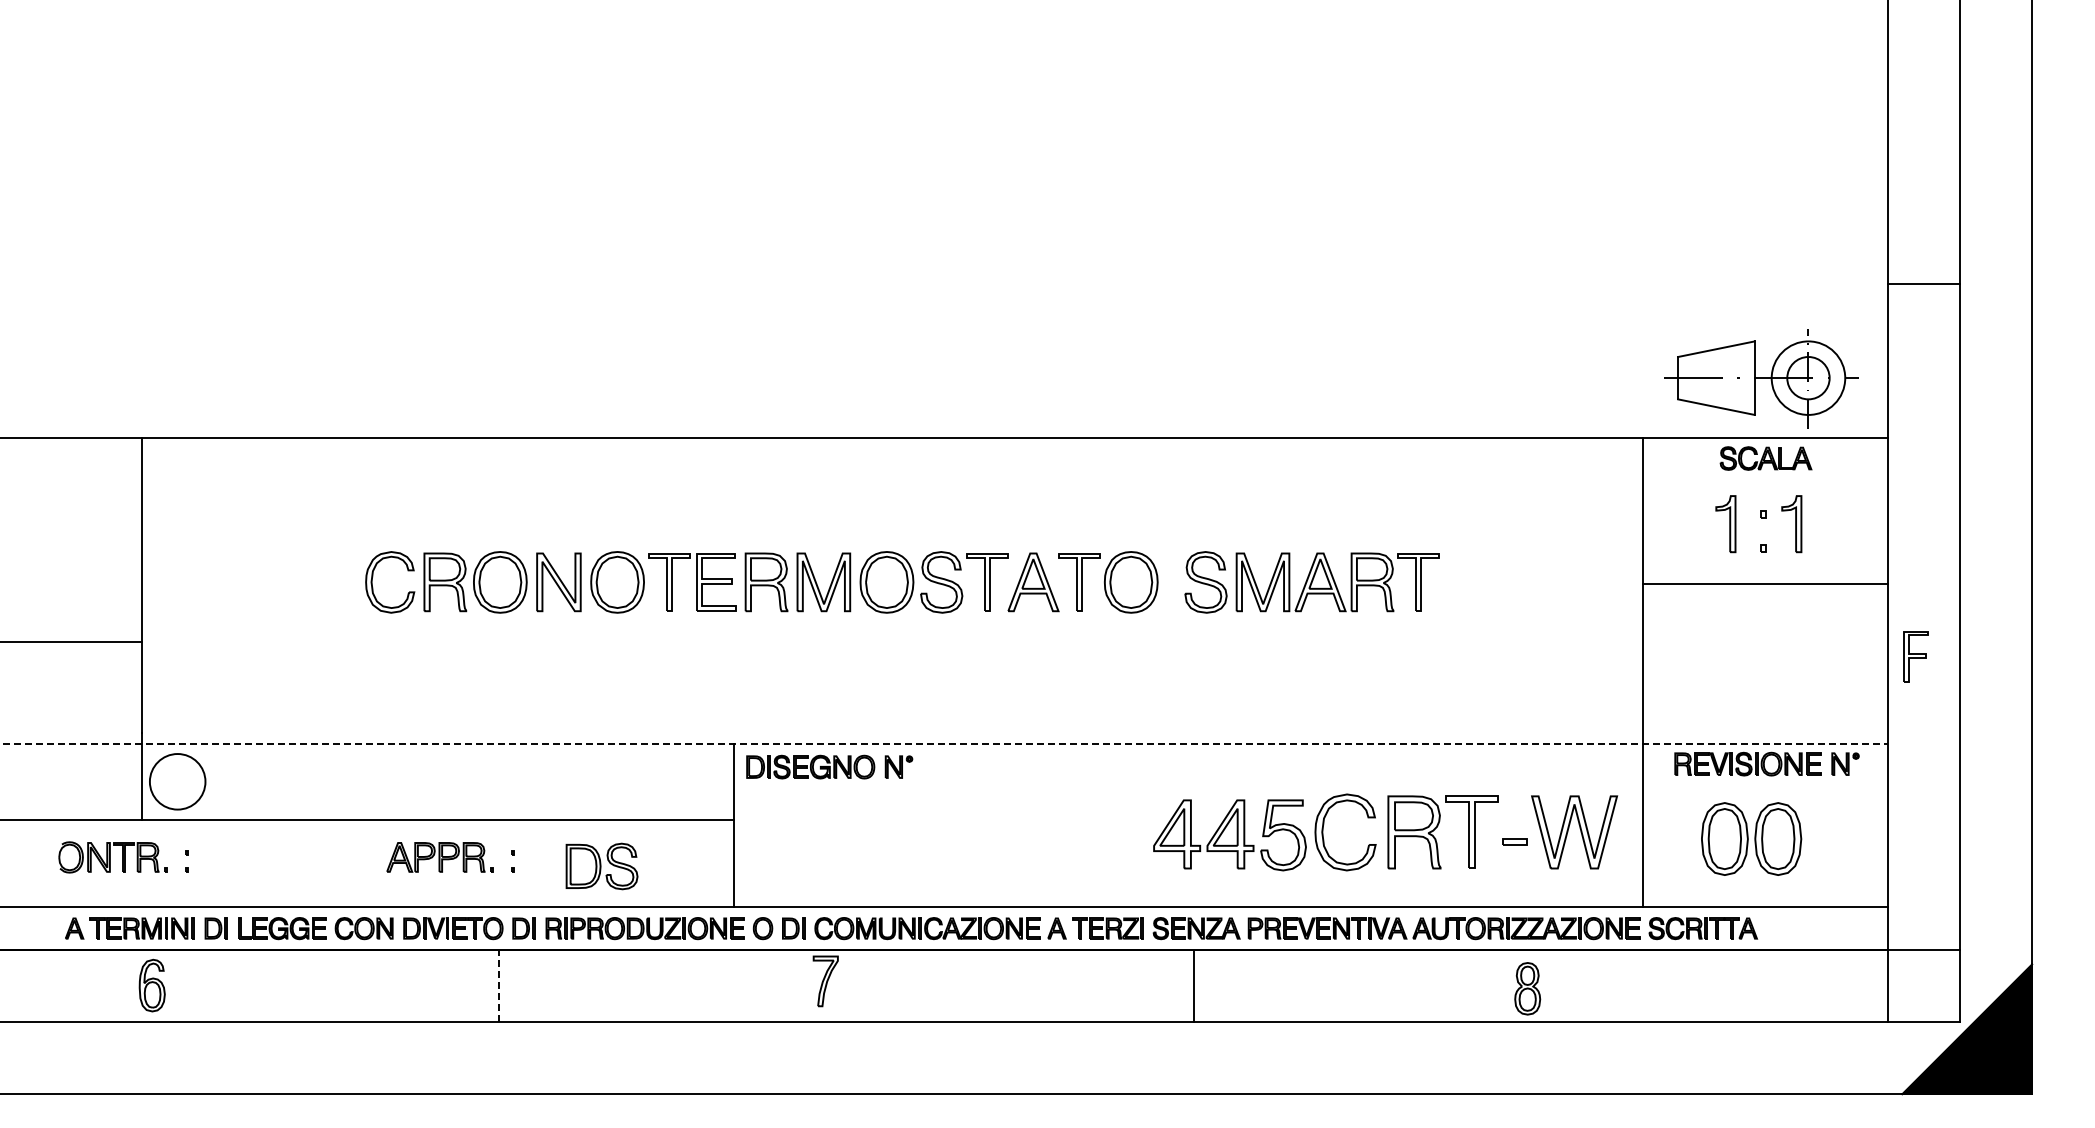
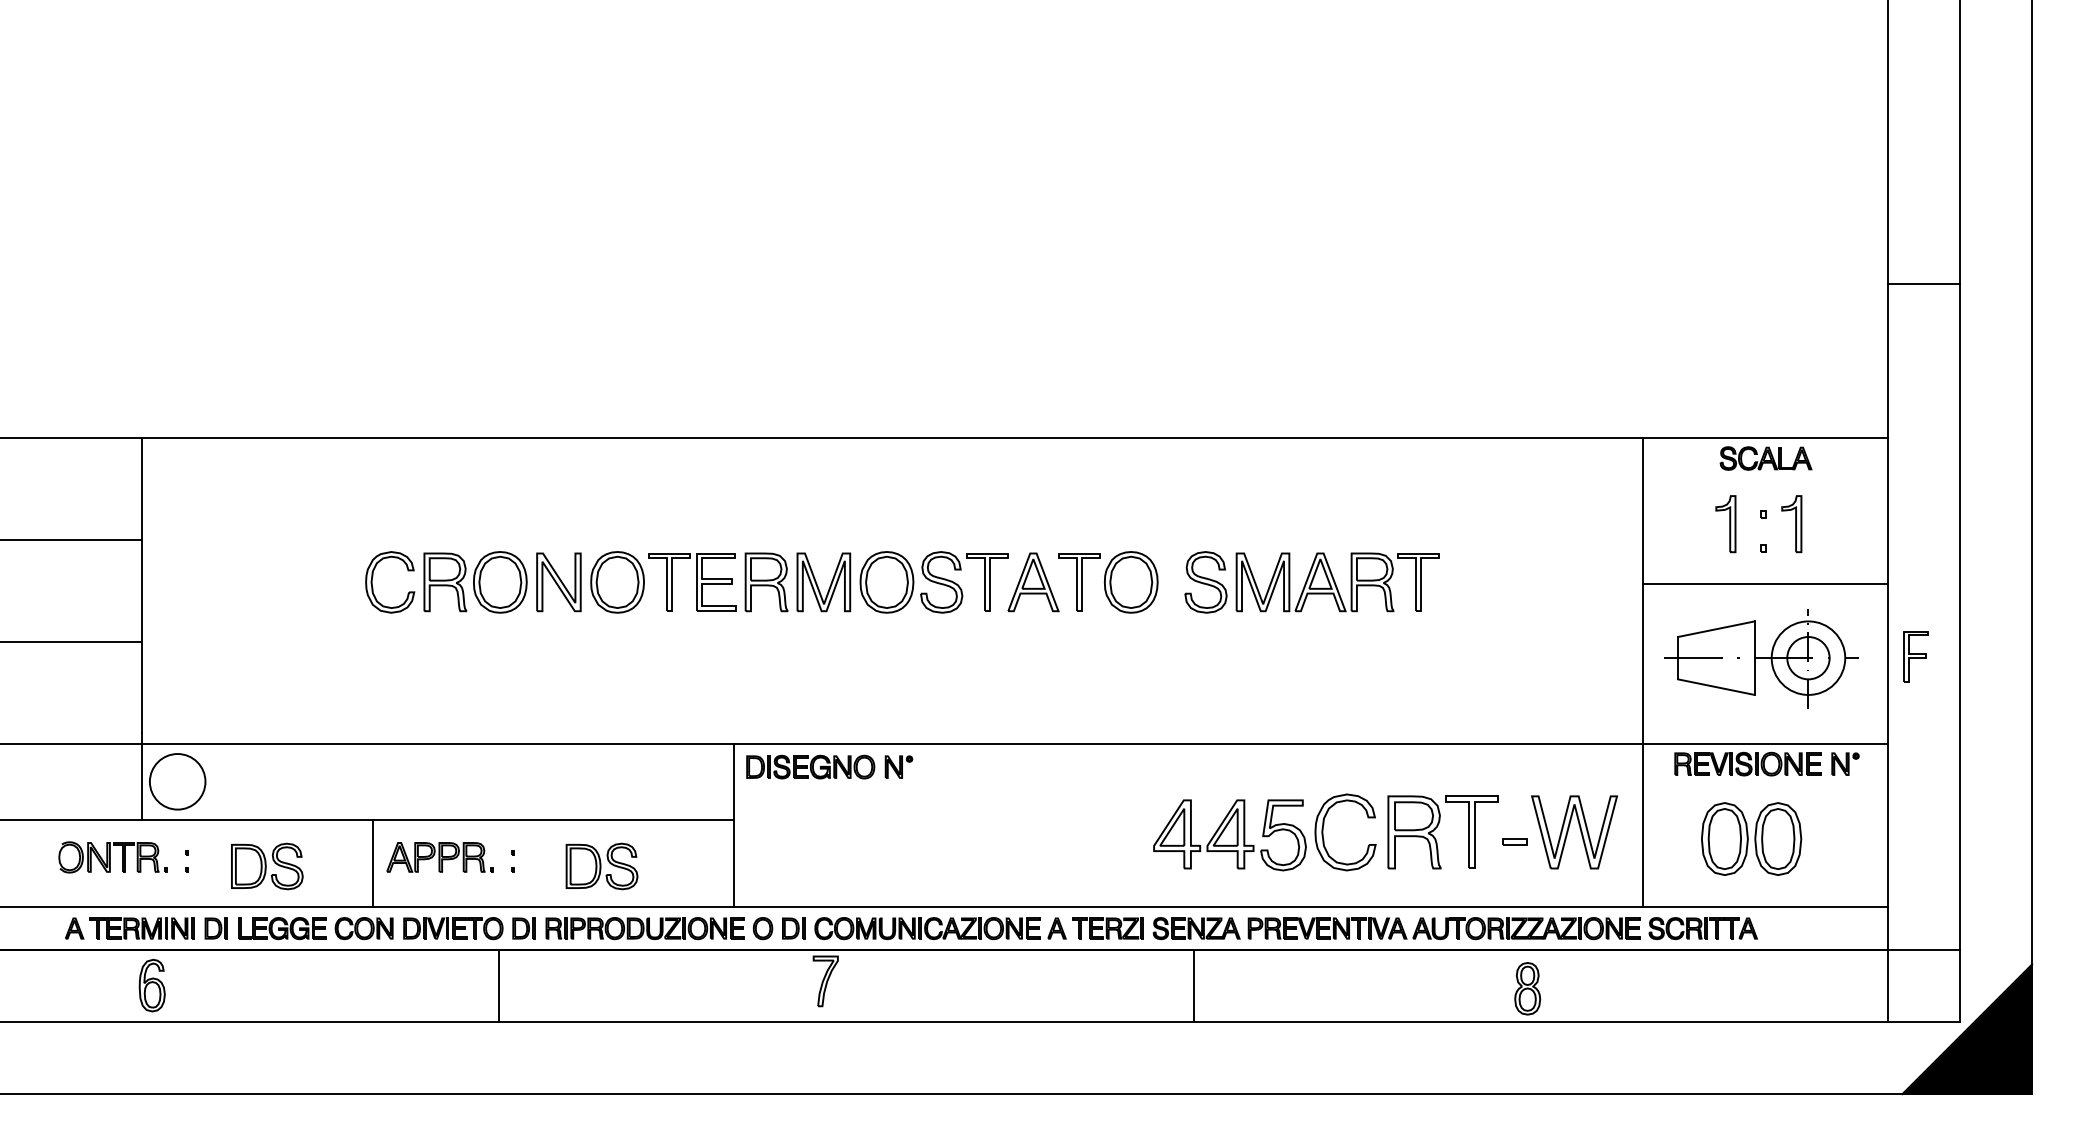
part position: (1761, 378) -> (1761, 658) (1761, 658)
line: none -> present (72, 539)
line: dashed -> solid (944, 743)
line: none -> present (372, 863)
part: none -> present (267, 866)
line: dashed -> solid (499, 985)
